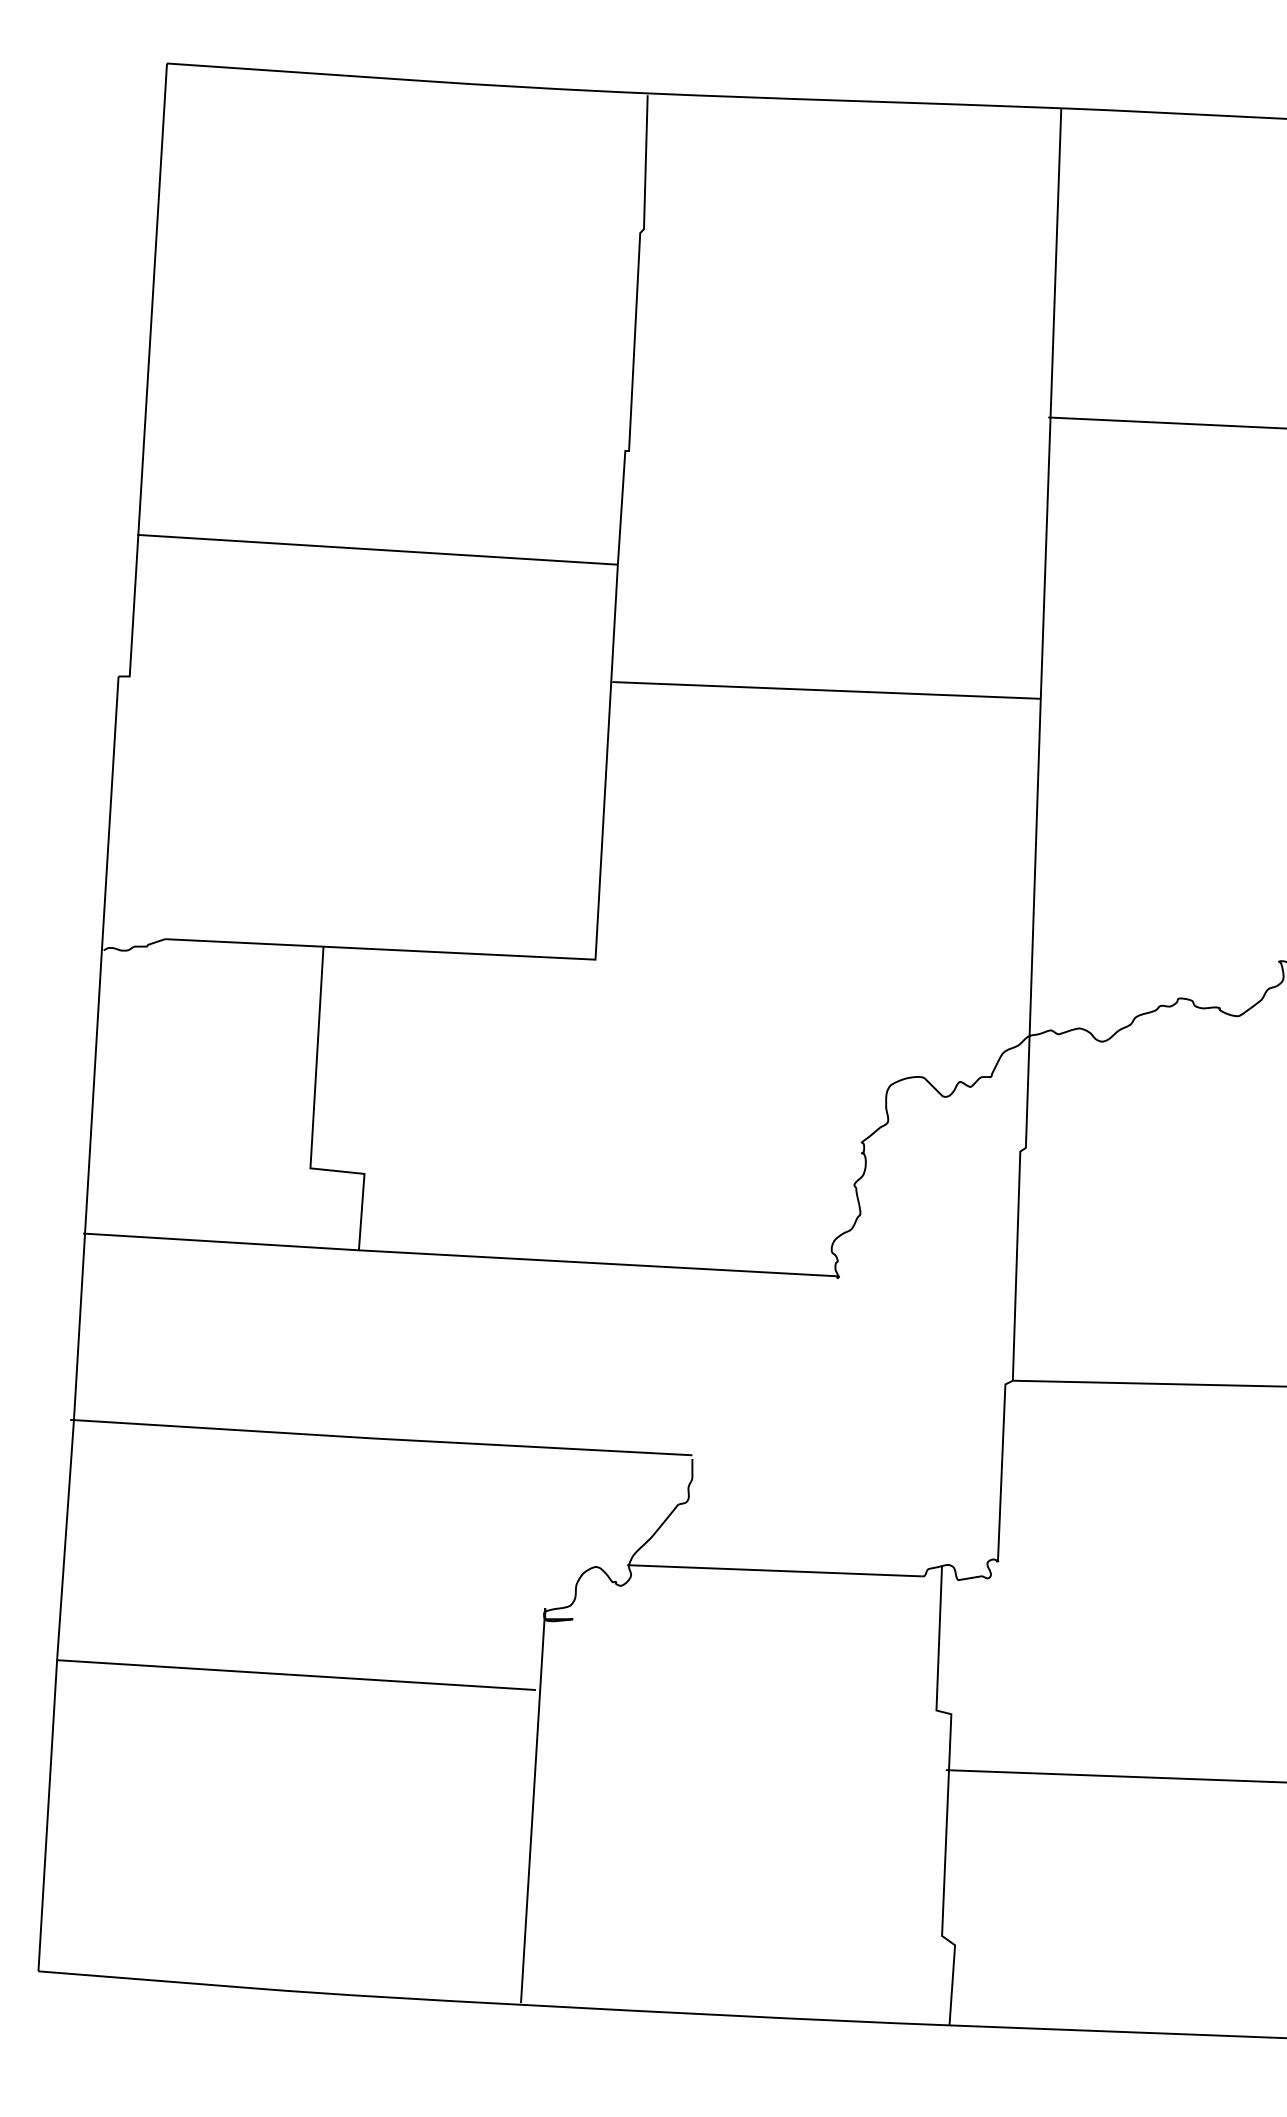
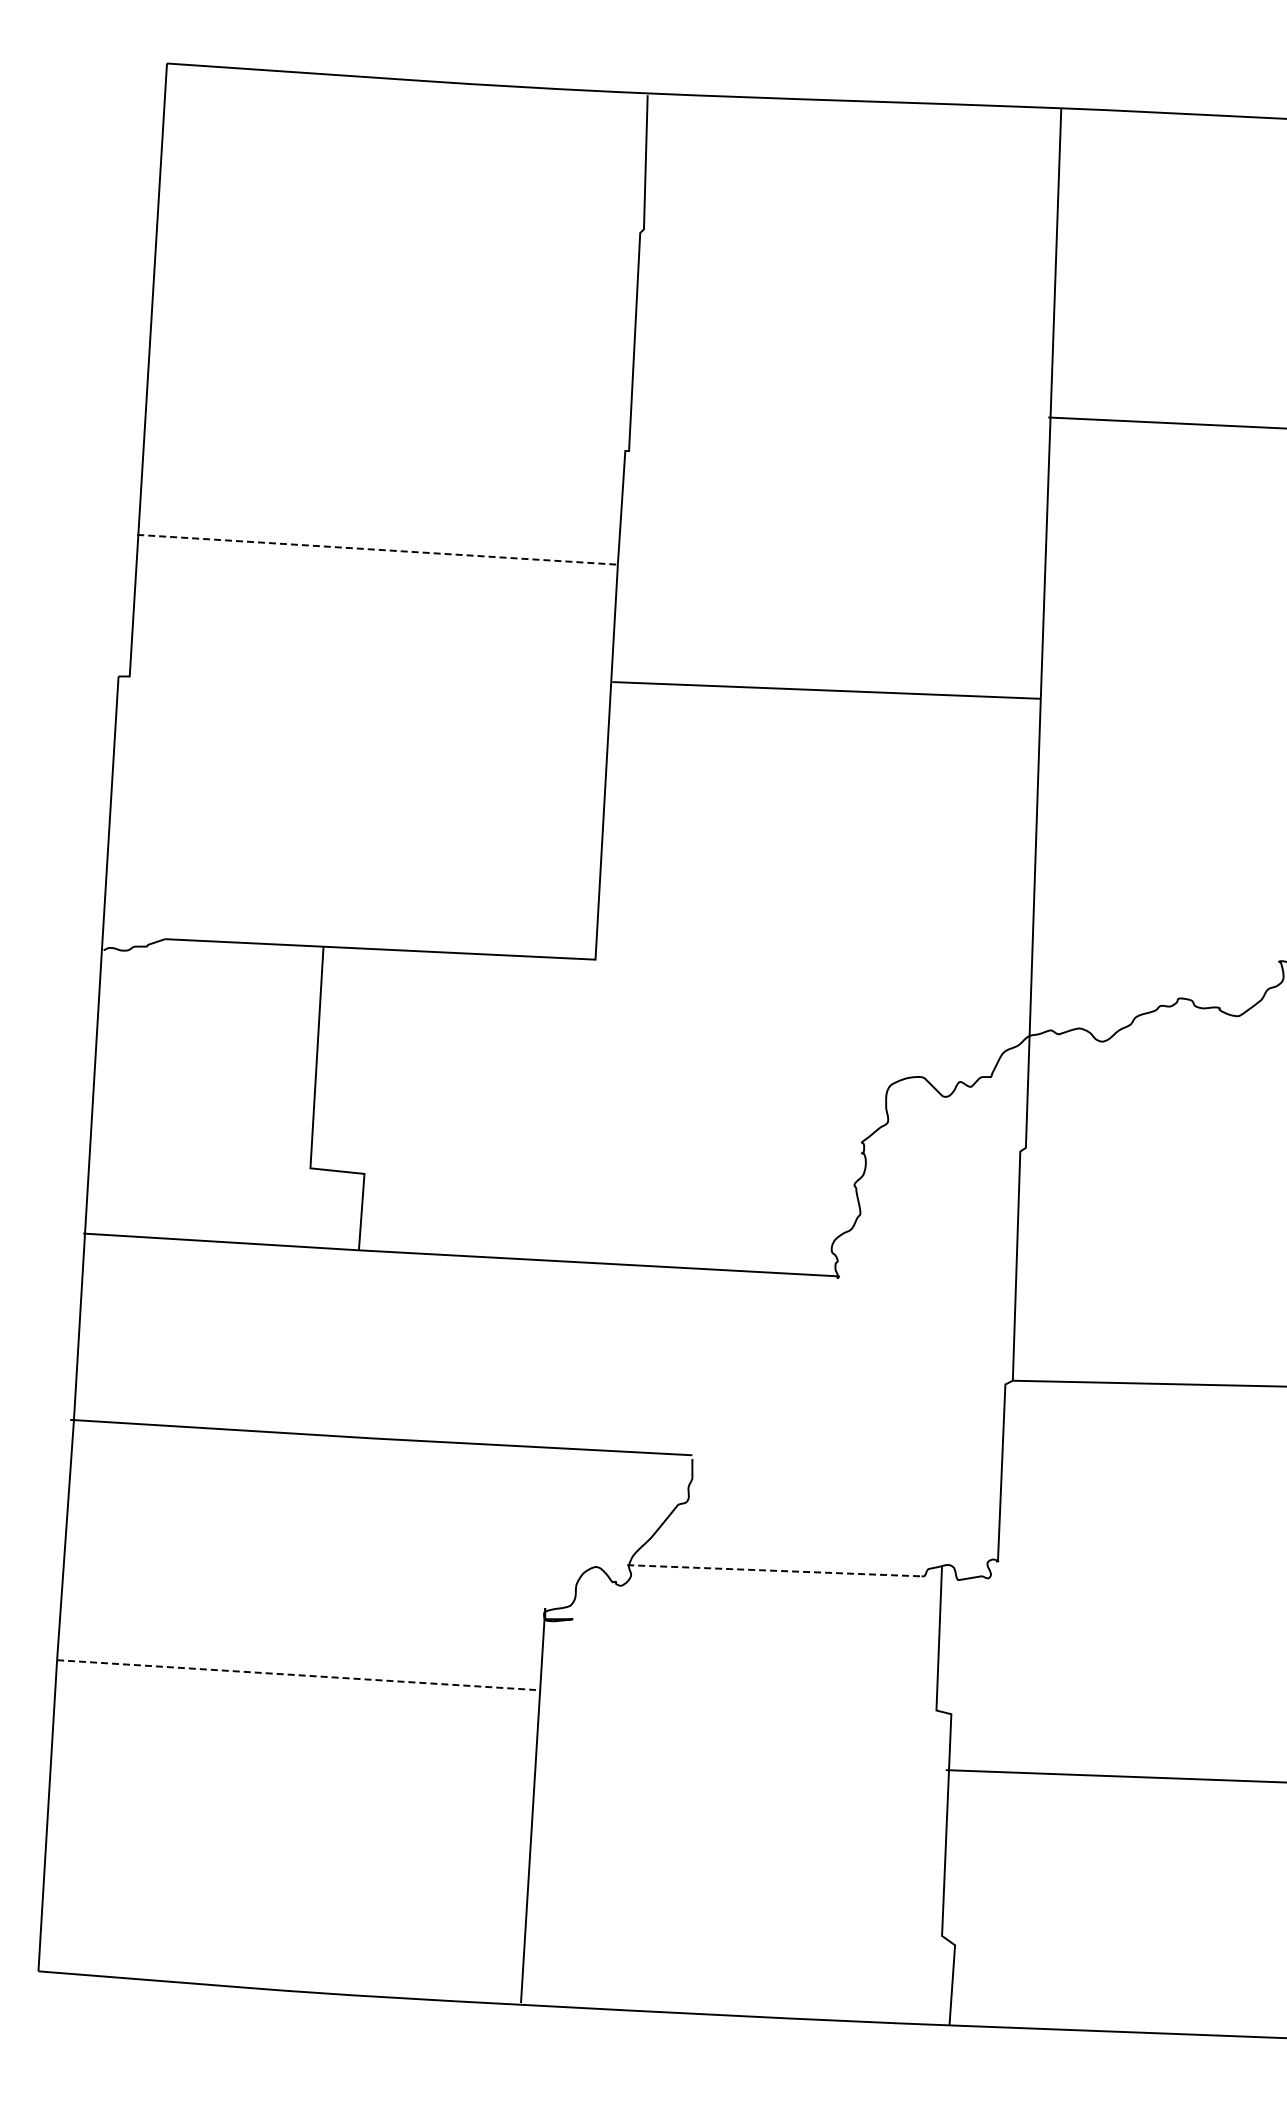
line: solid -> dashed (377, 549)
line: solid -> dashed (774, 1570)
line: solid -> dashed (296, 1675)
